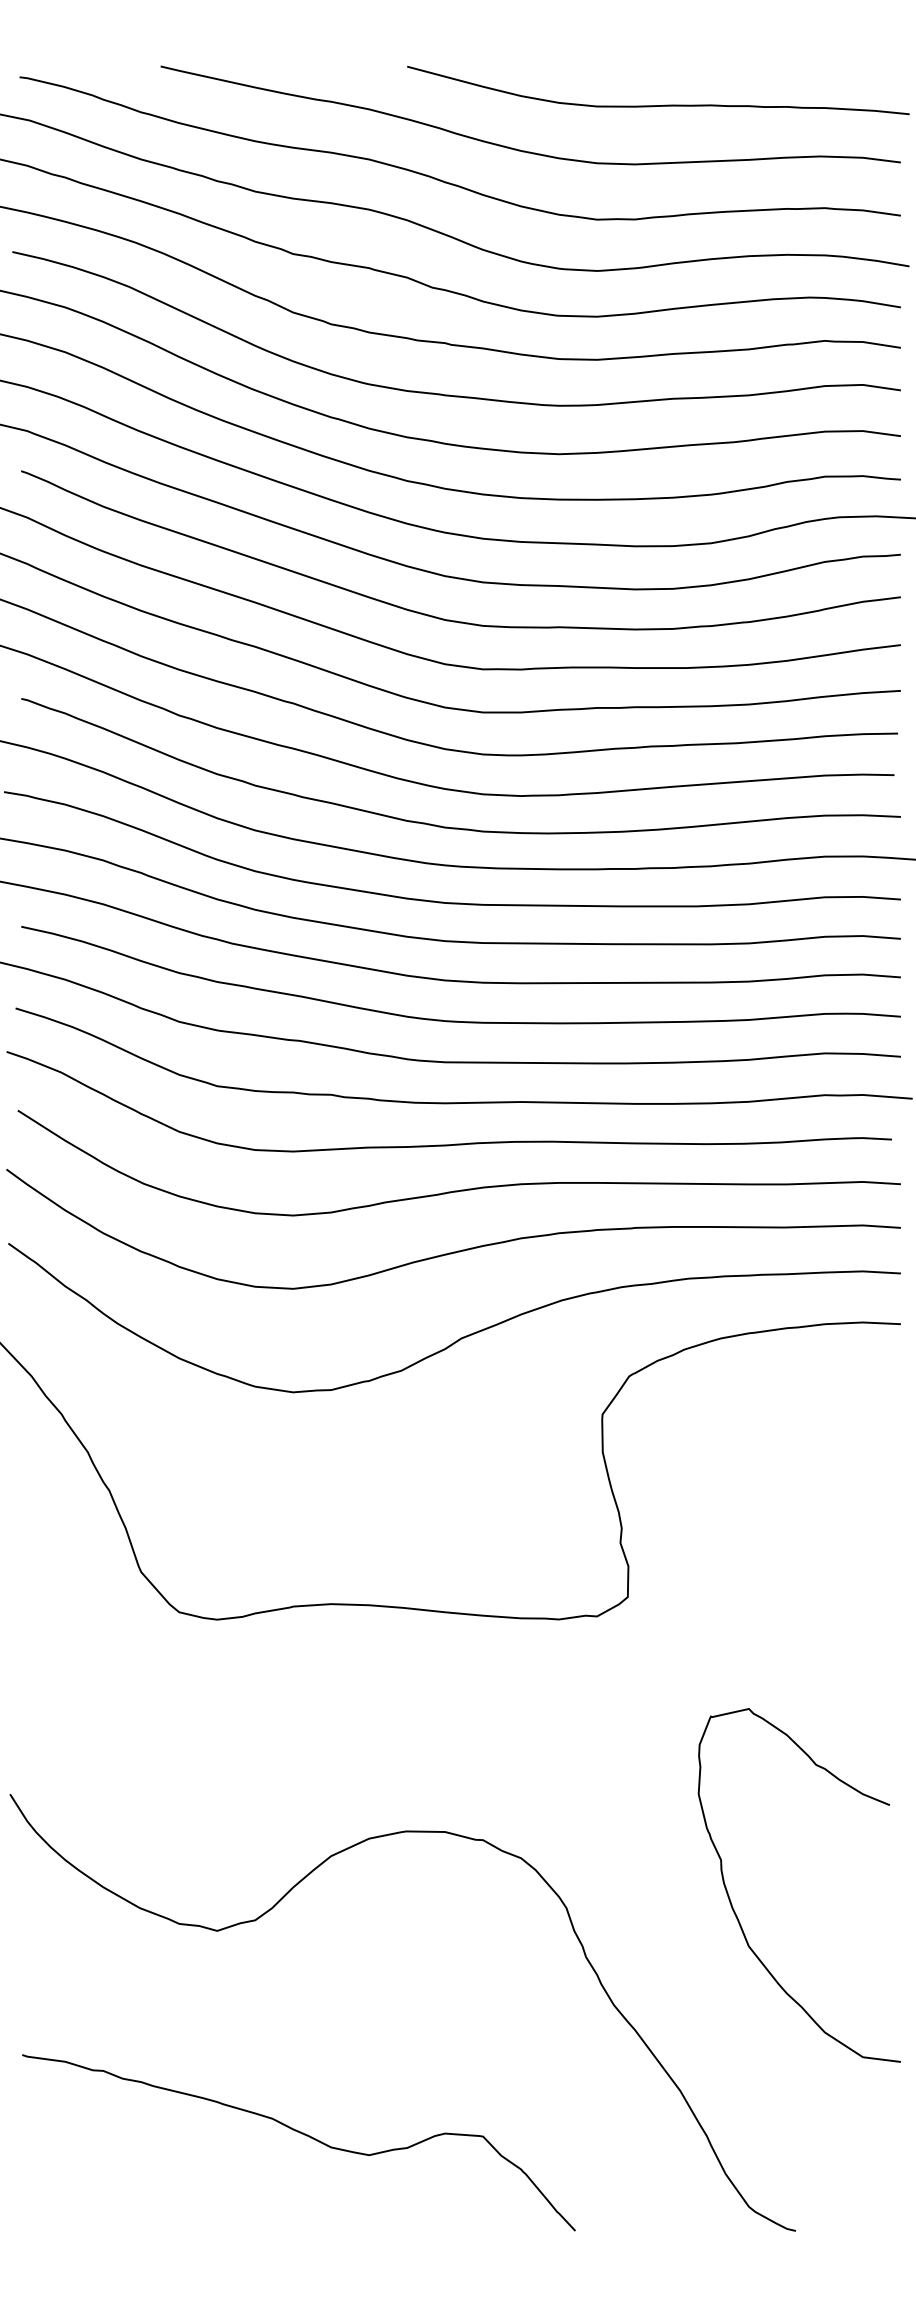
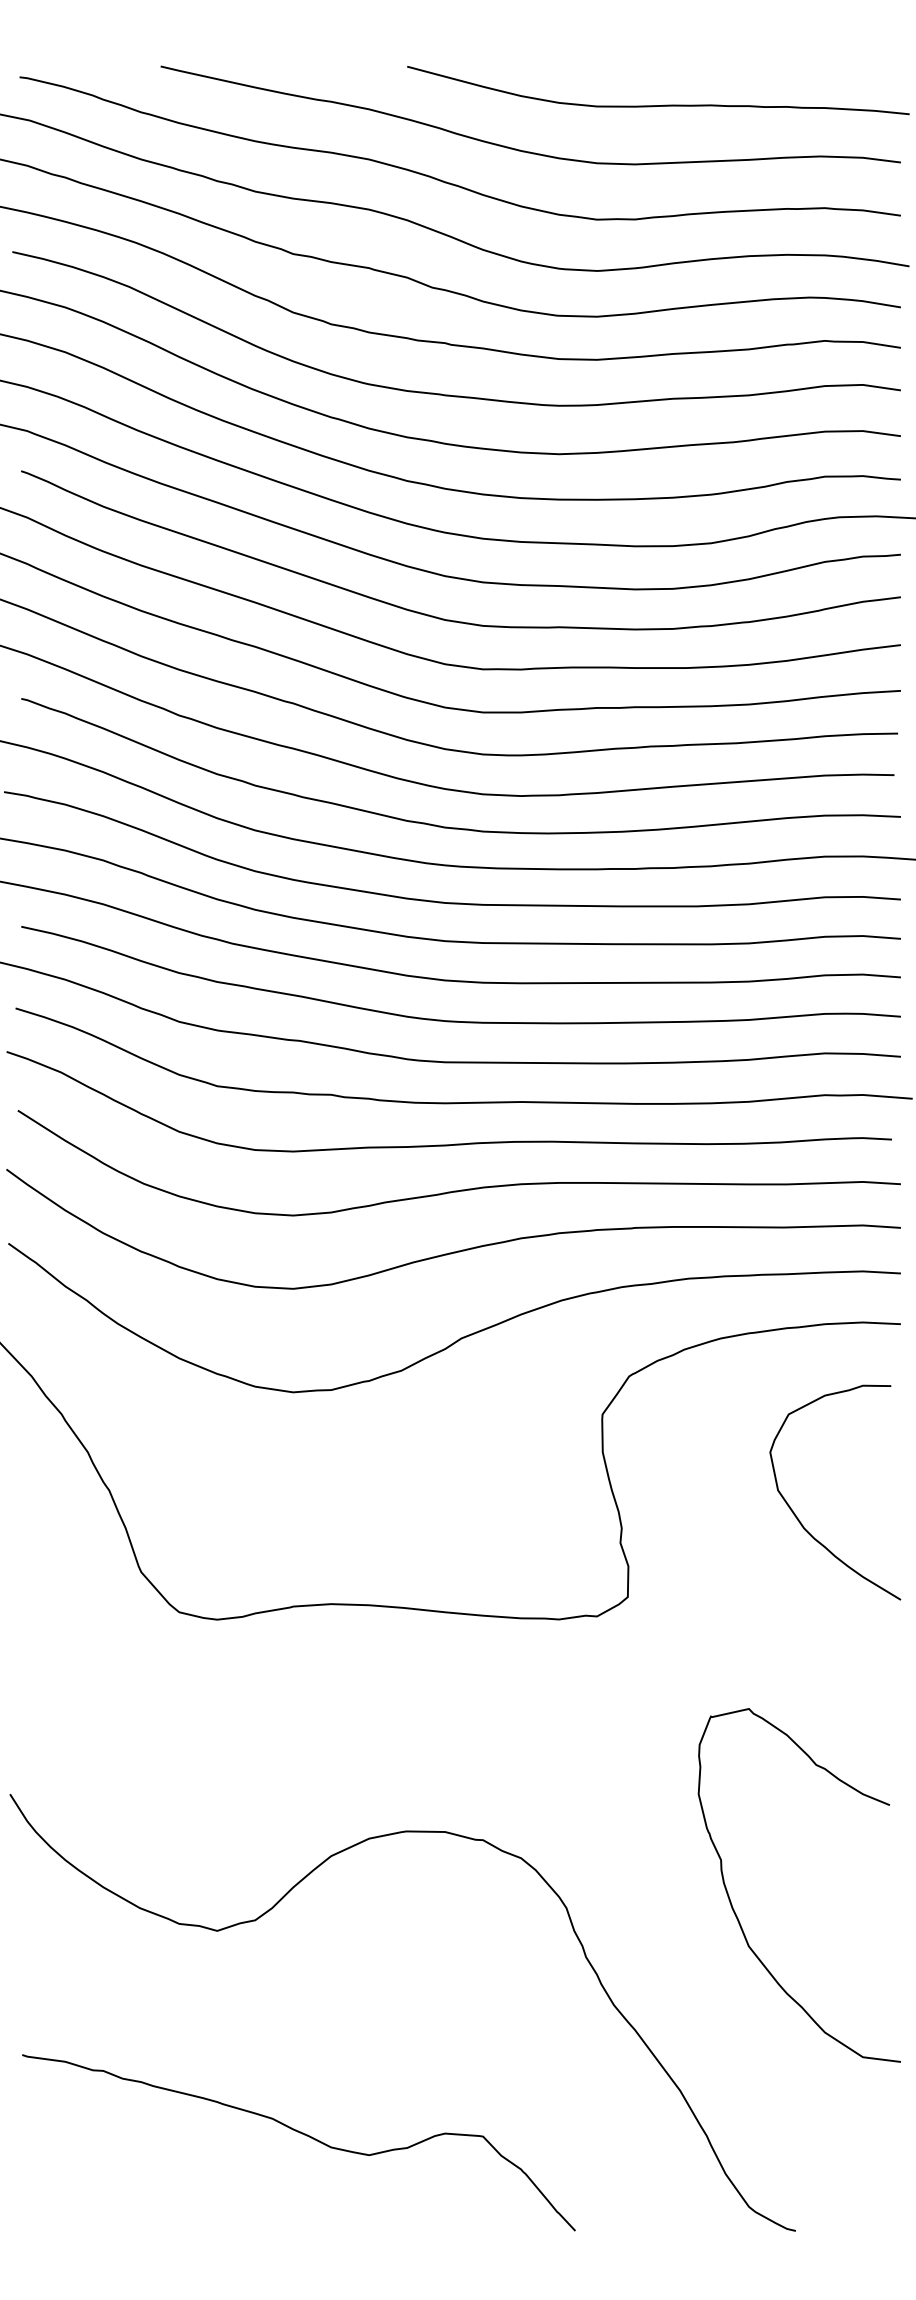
curve: none -> present (797, 1516)
